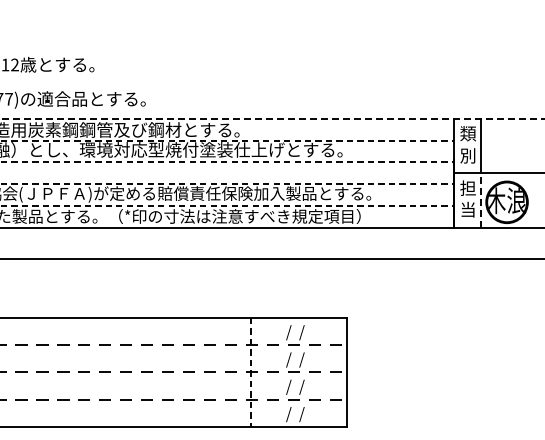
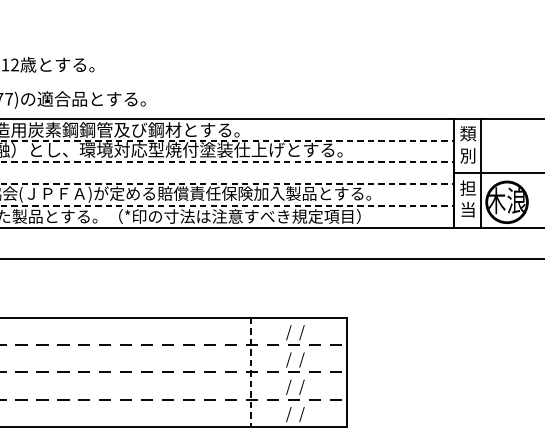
line: dashed -> solid (272, 118)
line: dashed -> solid (481, 200)
